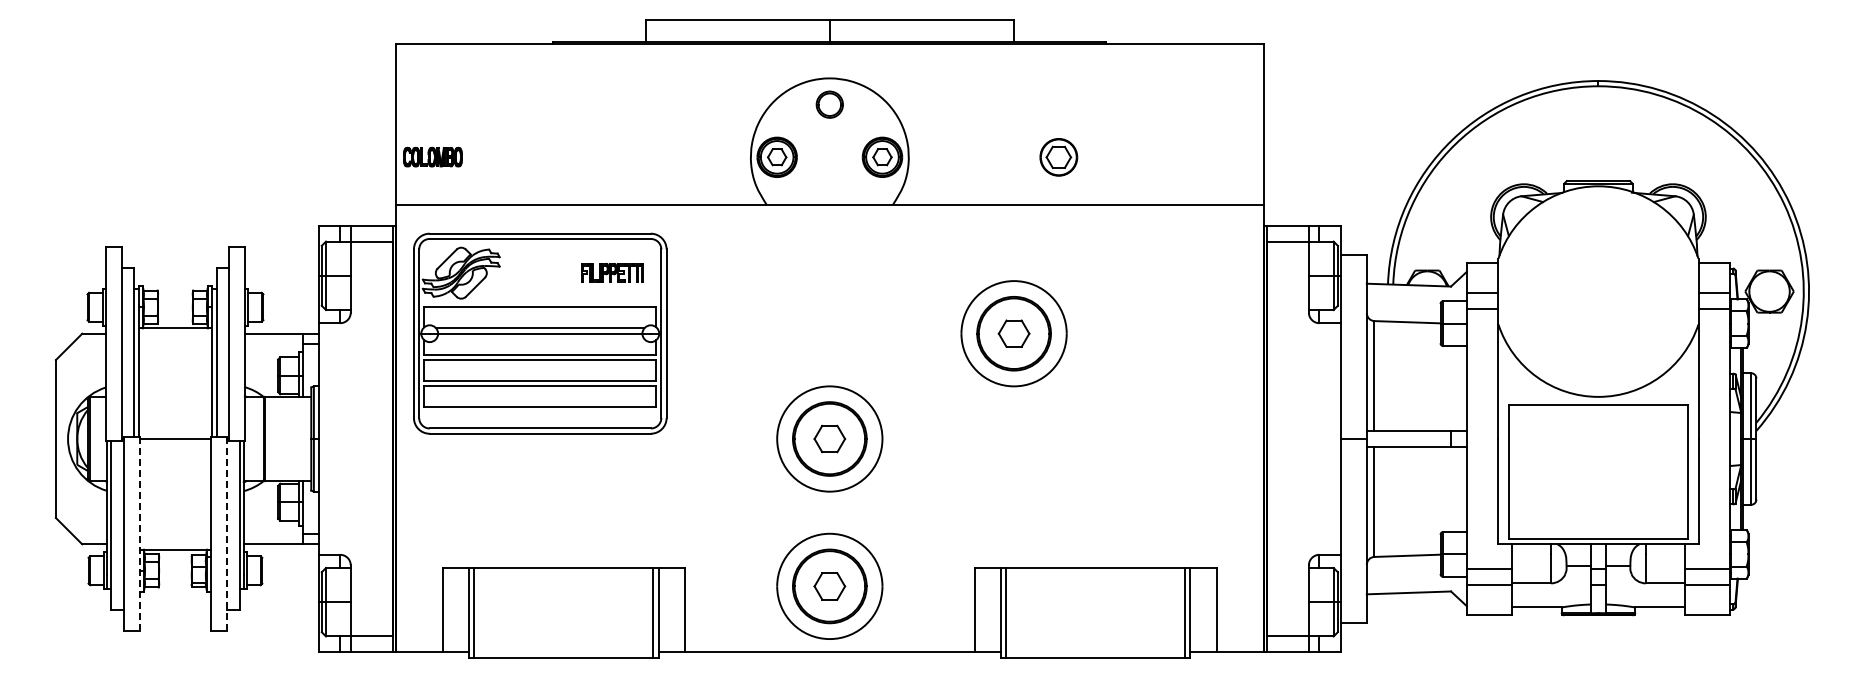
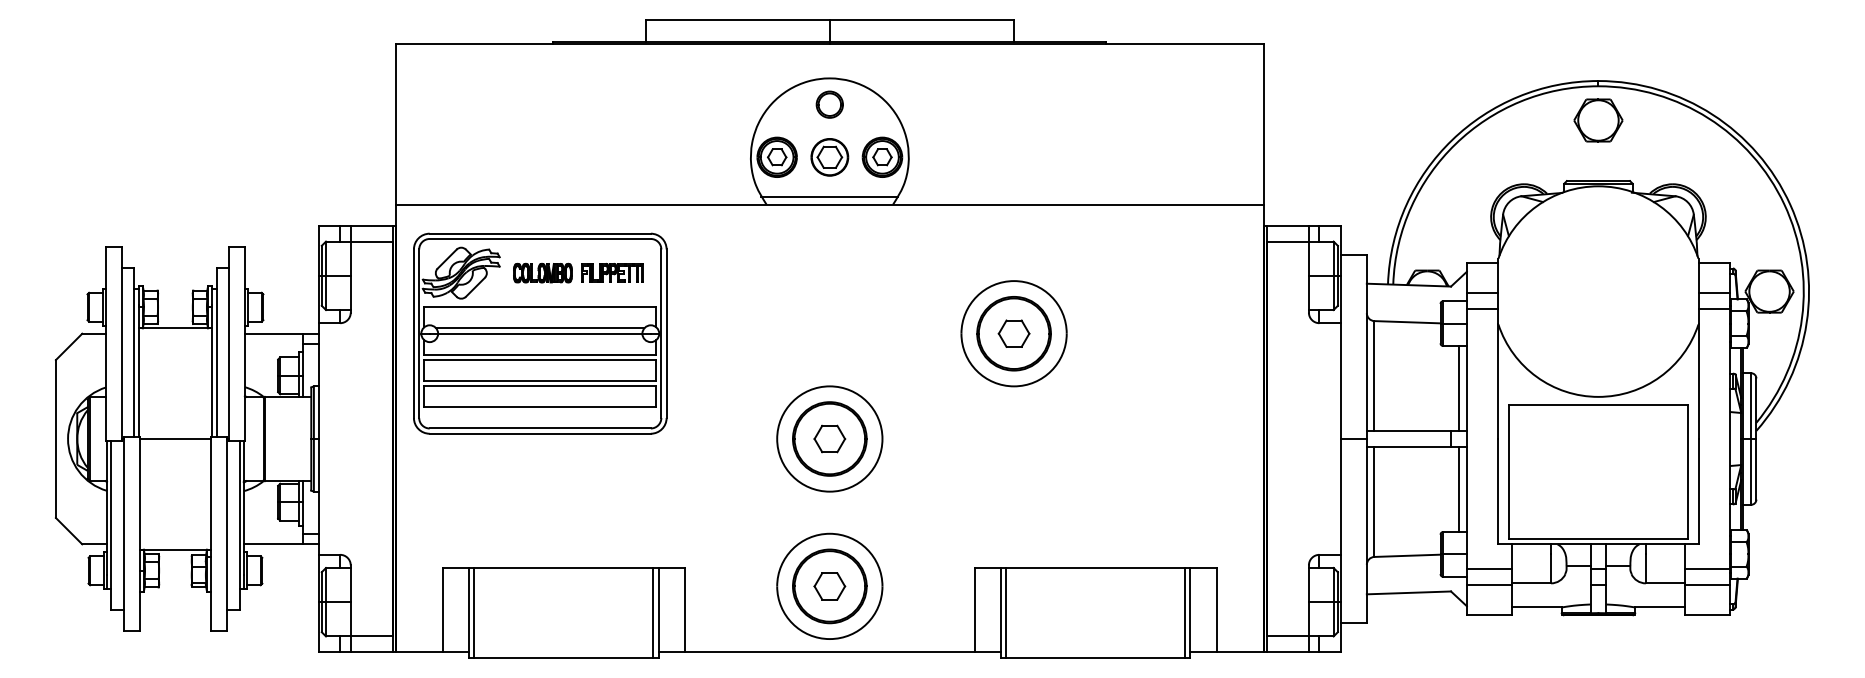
part: none -> present (1598, 120)
part position: (432, 156) -> (542, 272) (542, 272)
part position: (1058, 157) -> (829, 157) (829, 157)
line: none -> present (829, 196)
line: none -> present (1458, 388)
line: none -> present (1458, 489)
line: dashed -> solid (227, 533)
line: dashed -> solid (139, 534)
